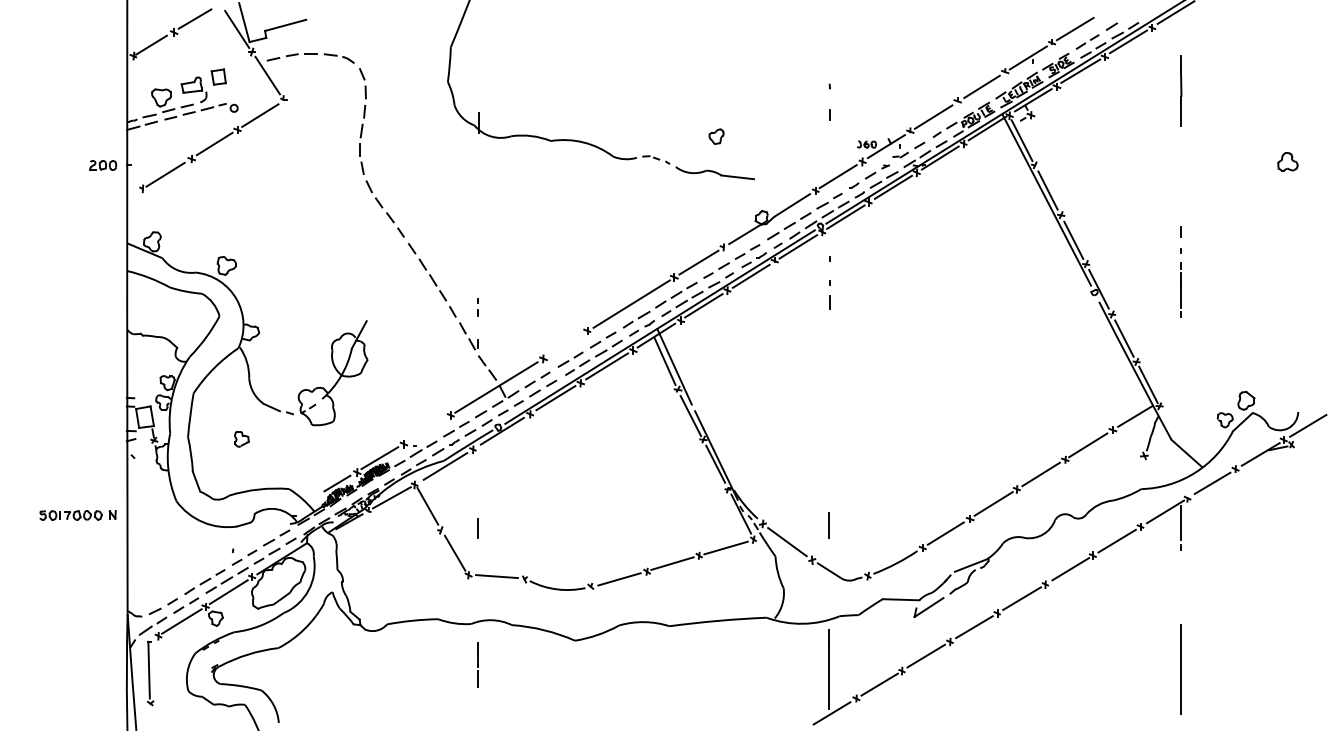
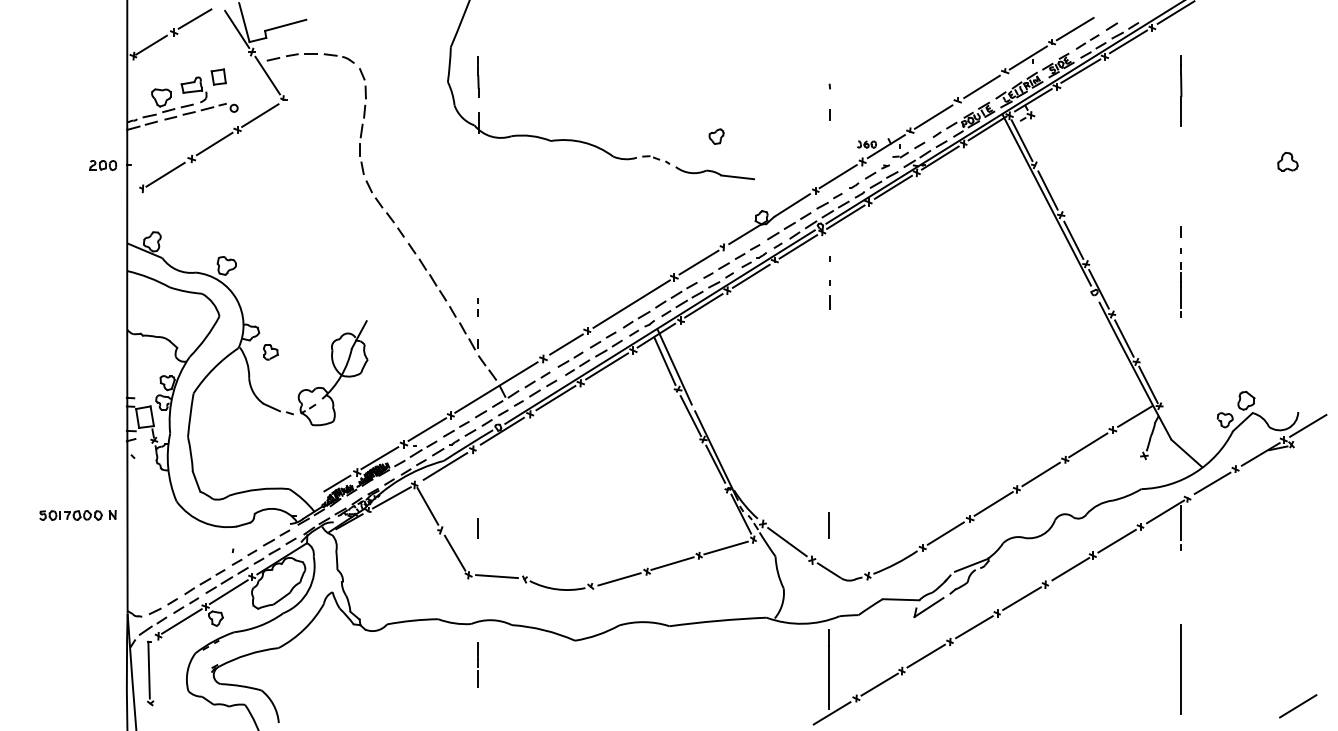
line: none -> present (478, 76)
line: none -> present (566, 344)
line: none -> present (427, 429)
part position: (241, 439) -> (270, 352) (270, 352)
line: none -> present (1298, 706)
